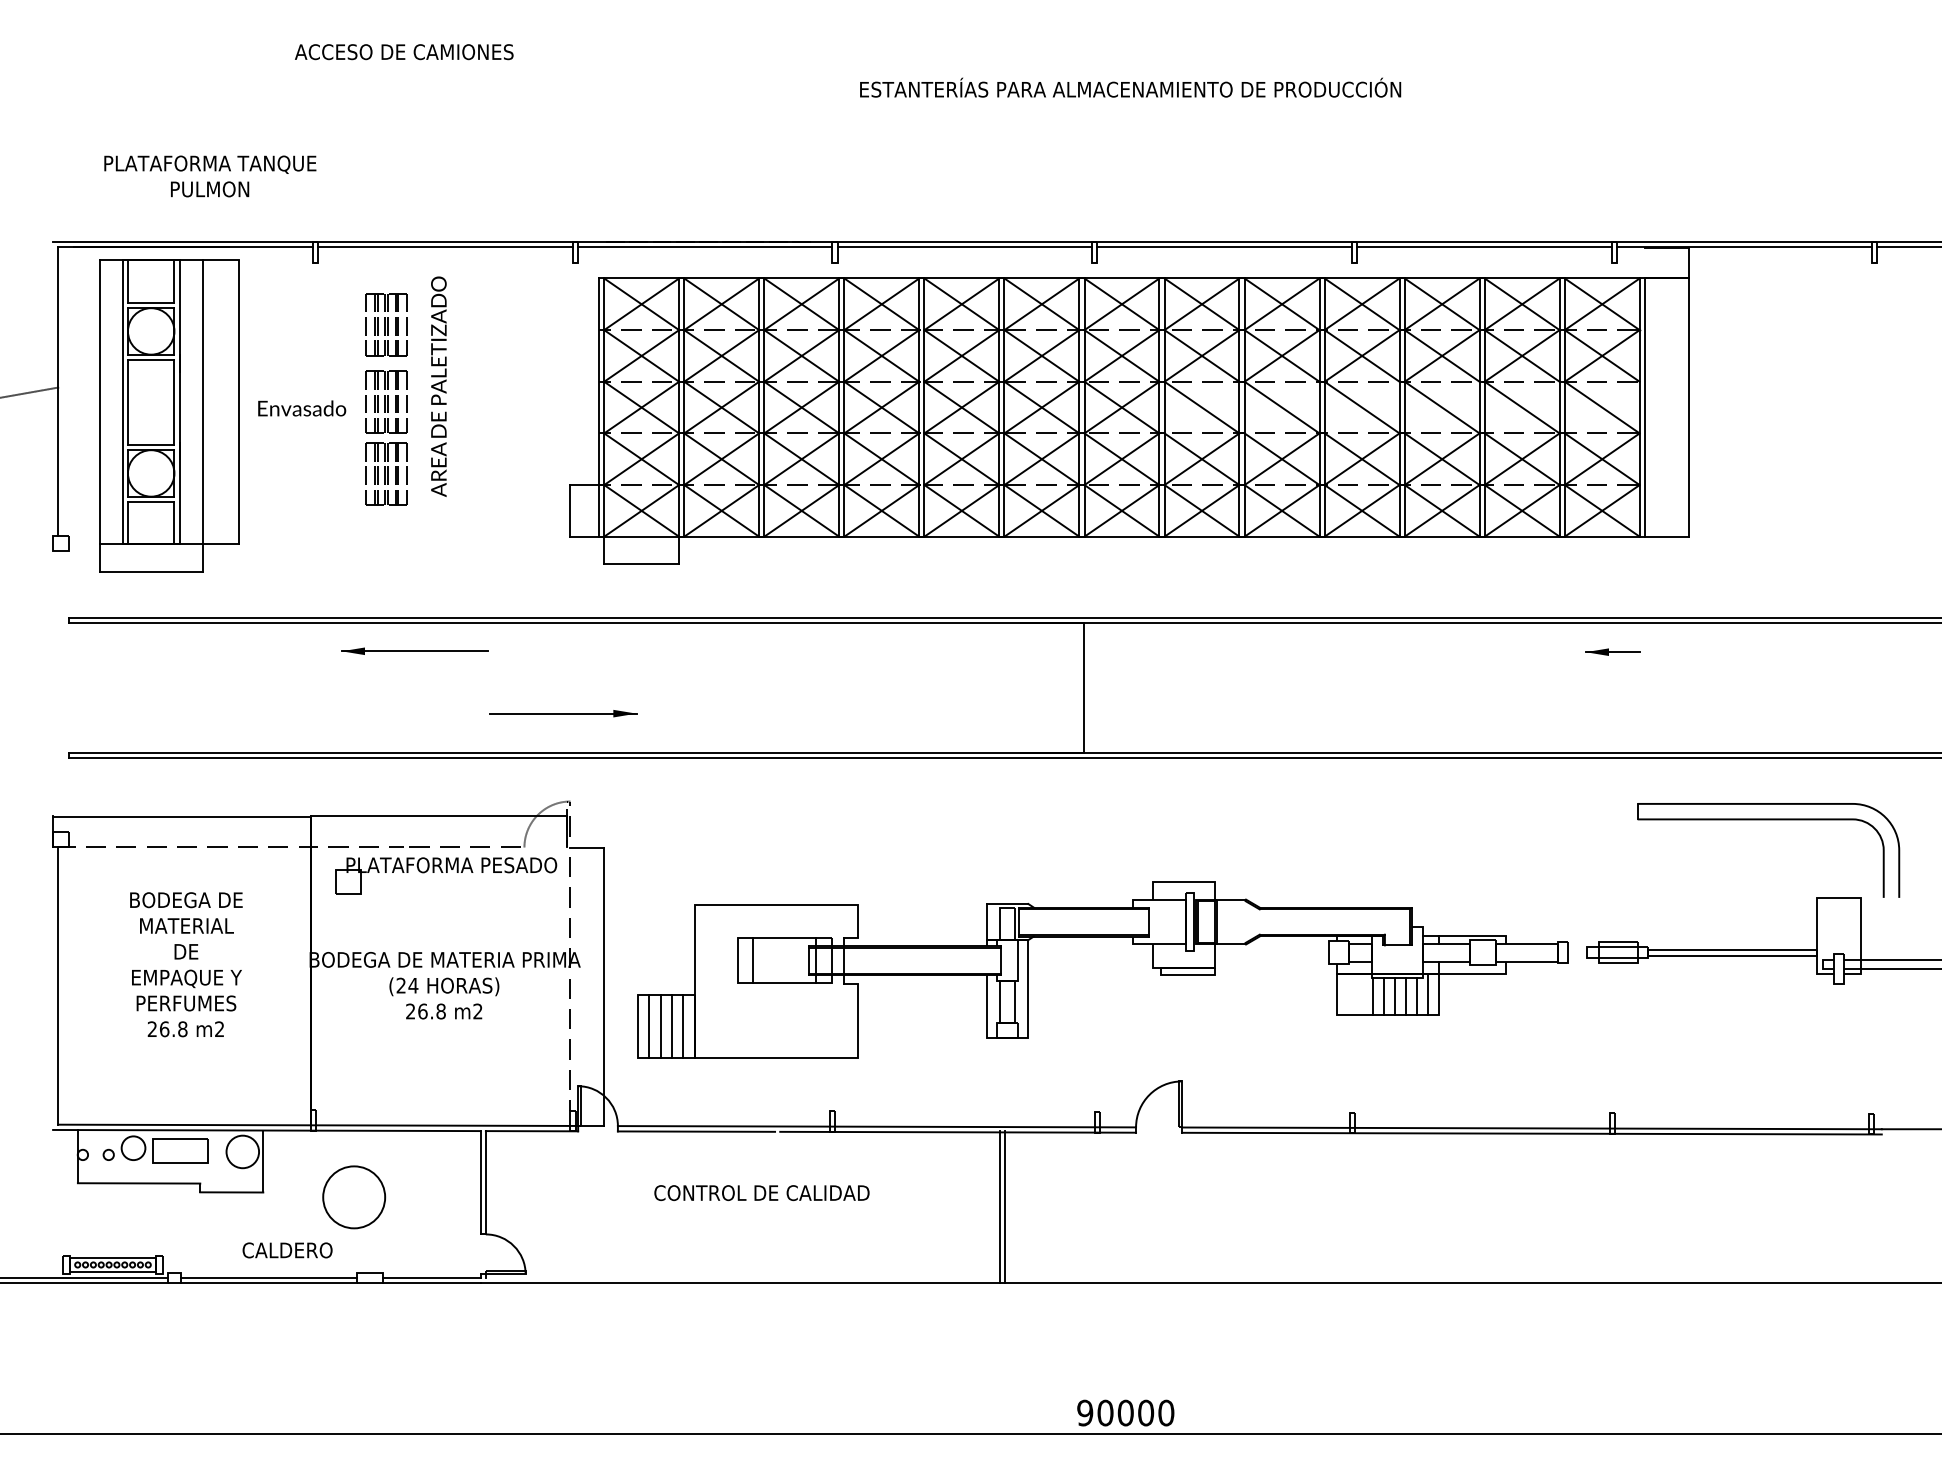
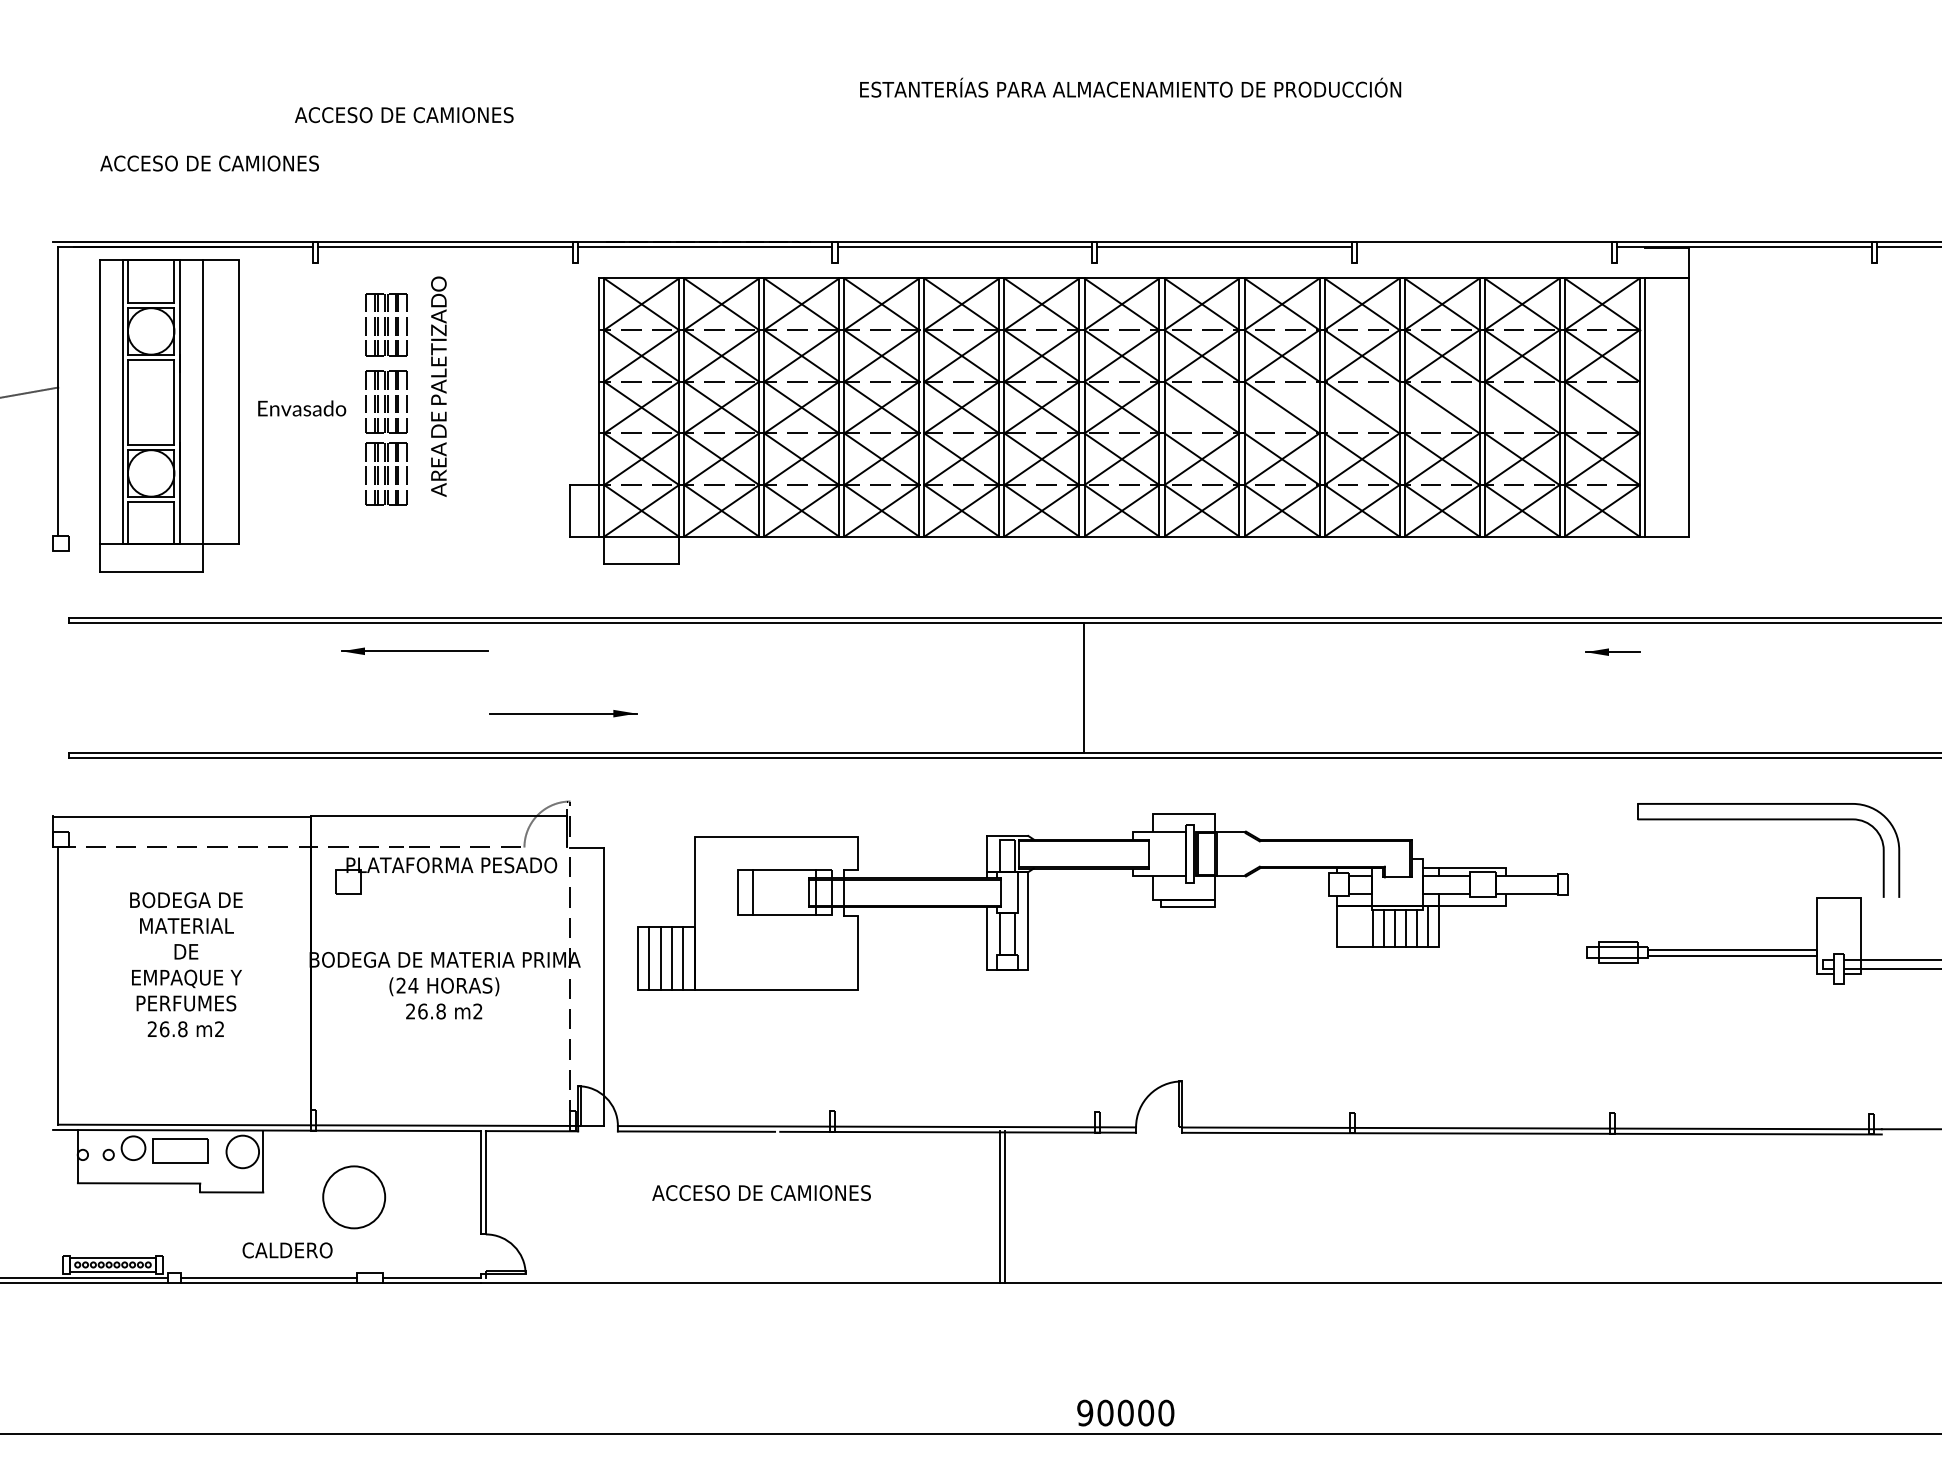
text position: (404, 52) -> (404, 115) (404, 115)
text: PLATAFORMA TANQUE PULMON -> ACCESO DE CAMIONES (209, 176)
line: present -> none (1484, 247)
part position: (1102, 937) -> (1102, 869) (1102, 869)
text: CONTROL DE CALIDAD -> ACCESO DE CAMIONES (761, 1193)
